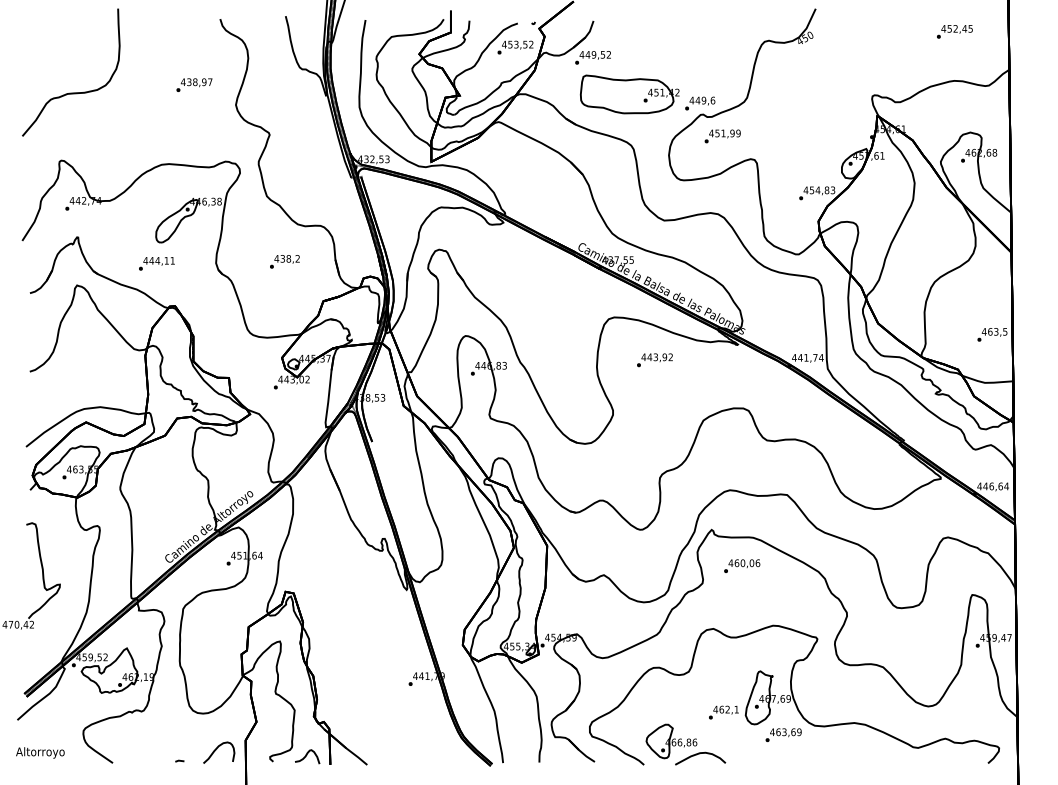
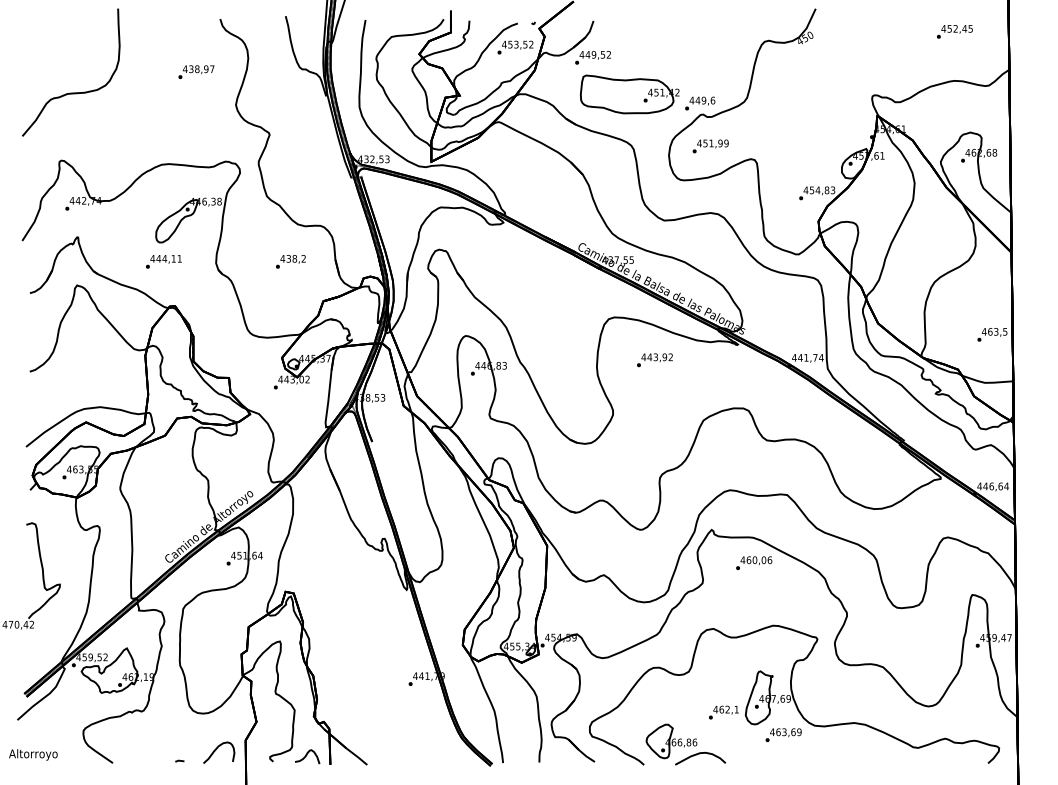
text position: (194, 84) -> (196, 71) (196, 71)
text position: (722, 136) -> (710, 146) (710, 146)
text position: (284, 261) -> (290, 261) (290, 261)
text position: (156, 263) -> (163, 261) (163, 261)
text position: (742, 565) -> (754, 562) (754, 562)
text position: (40, 752) -> (33, 754) (33, 754)
